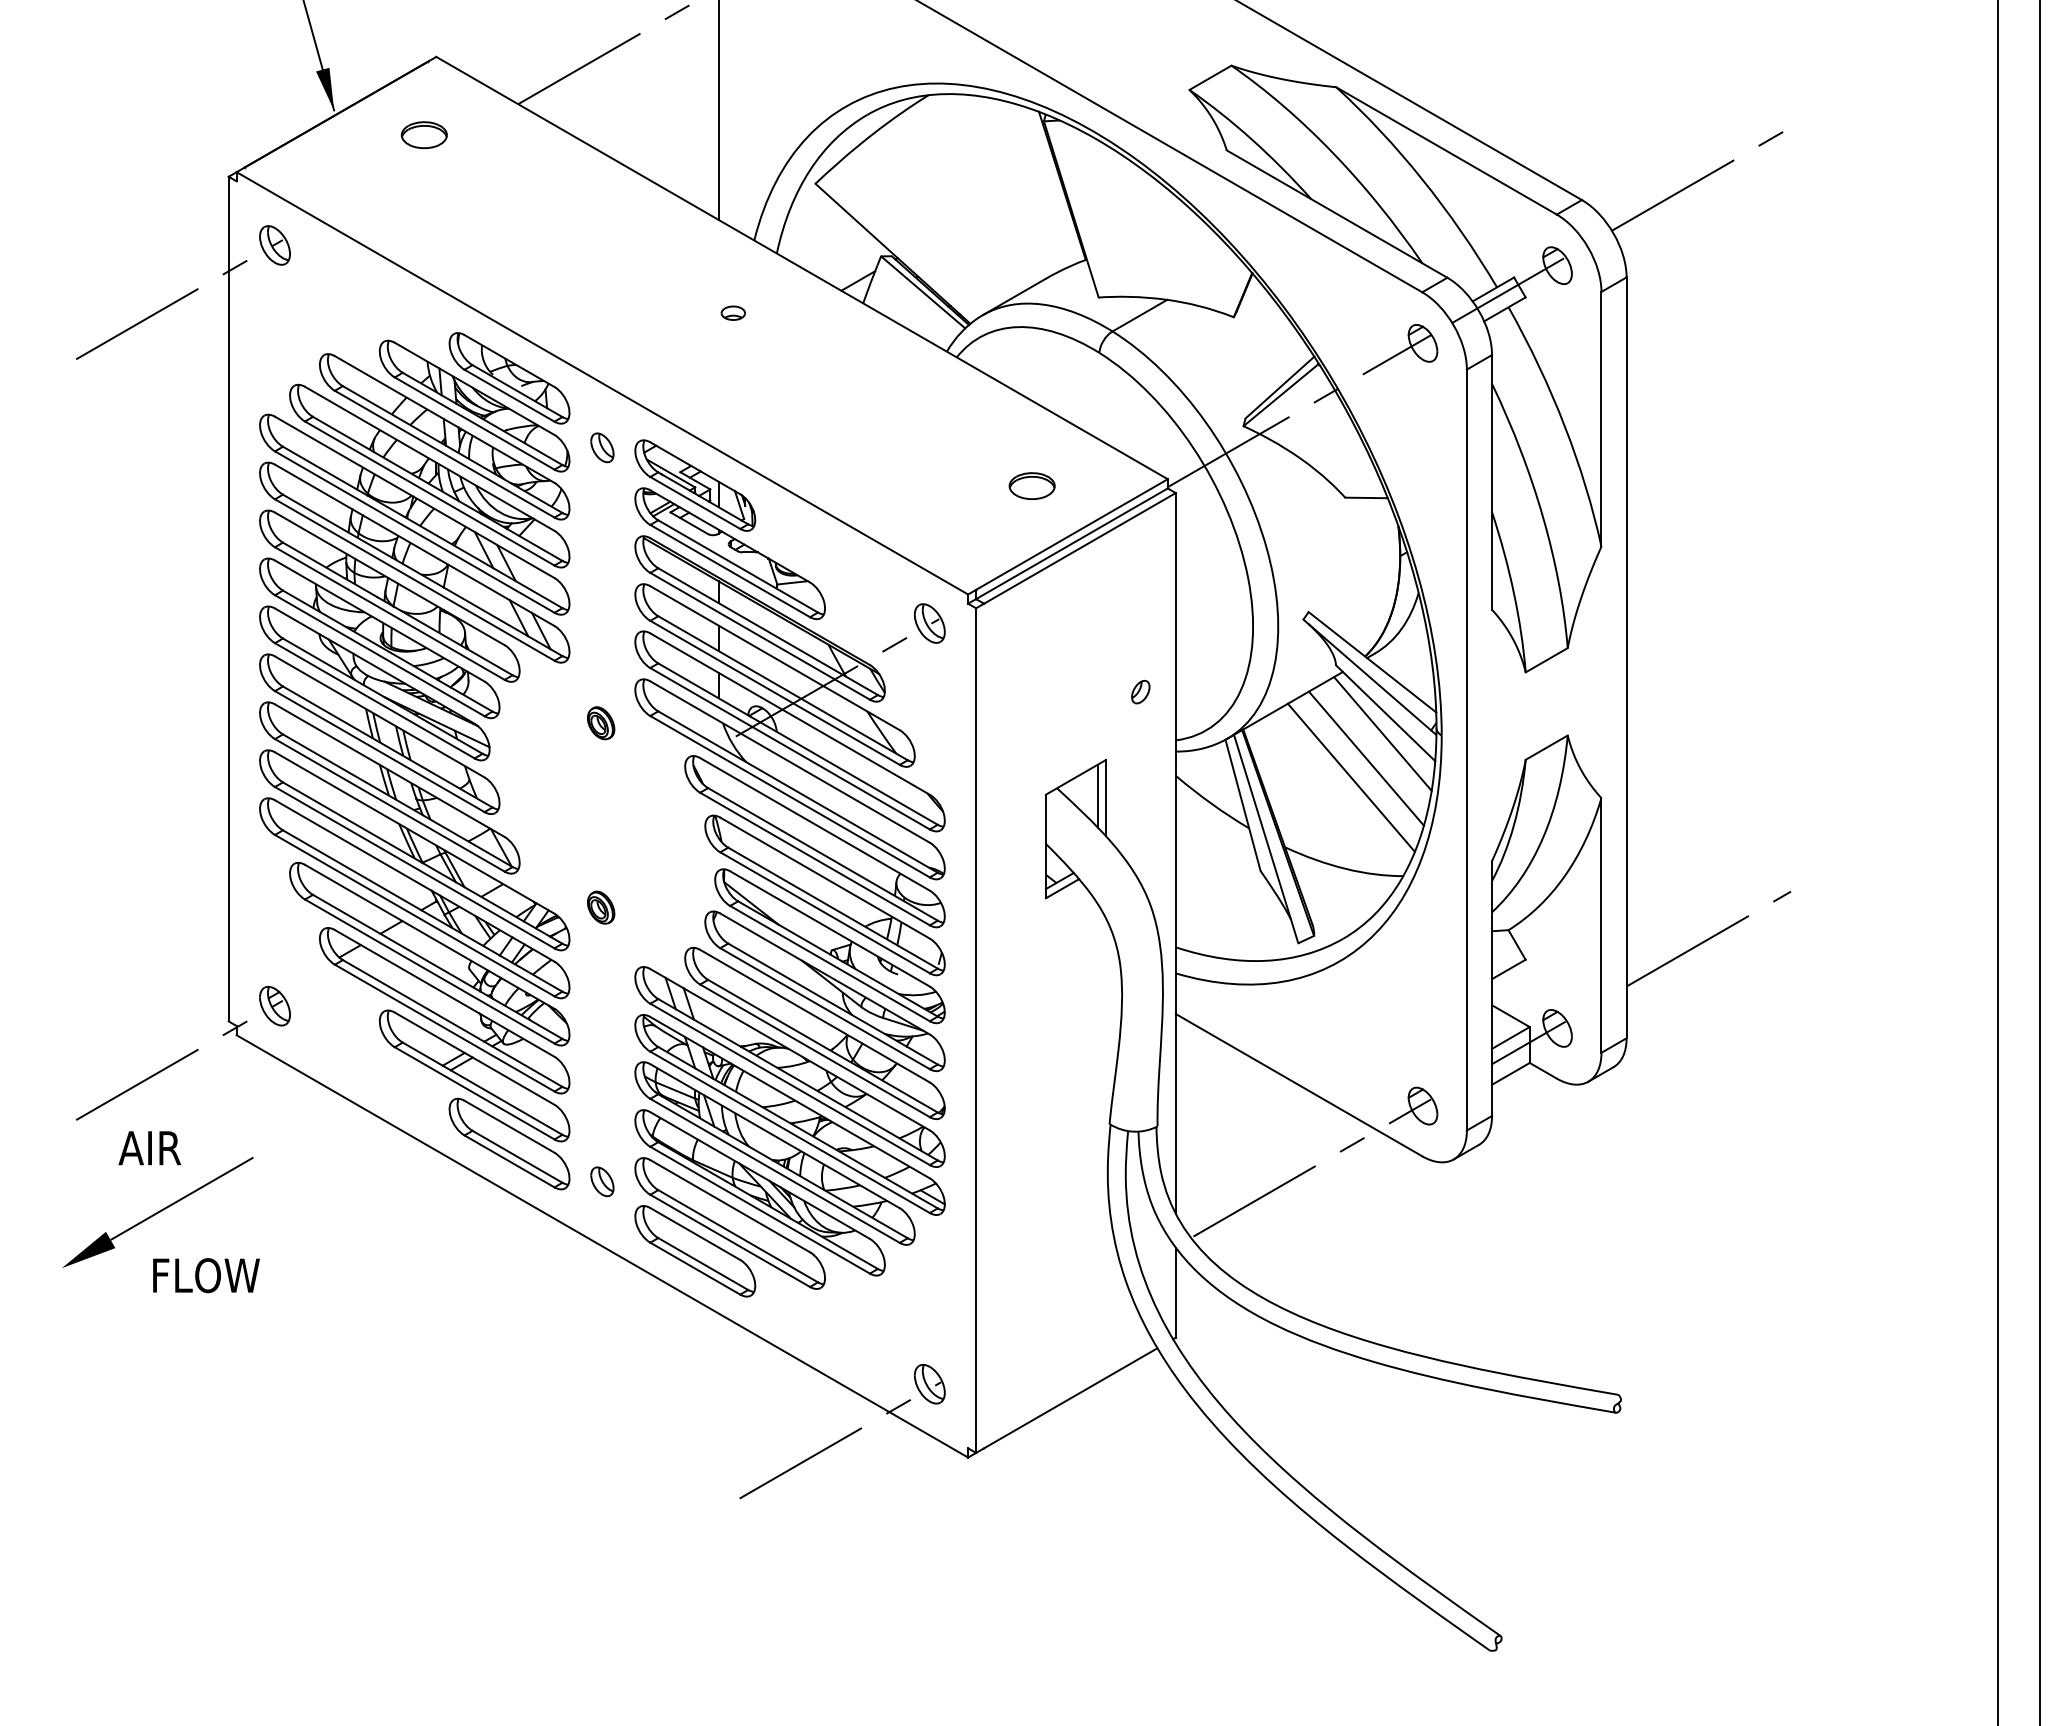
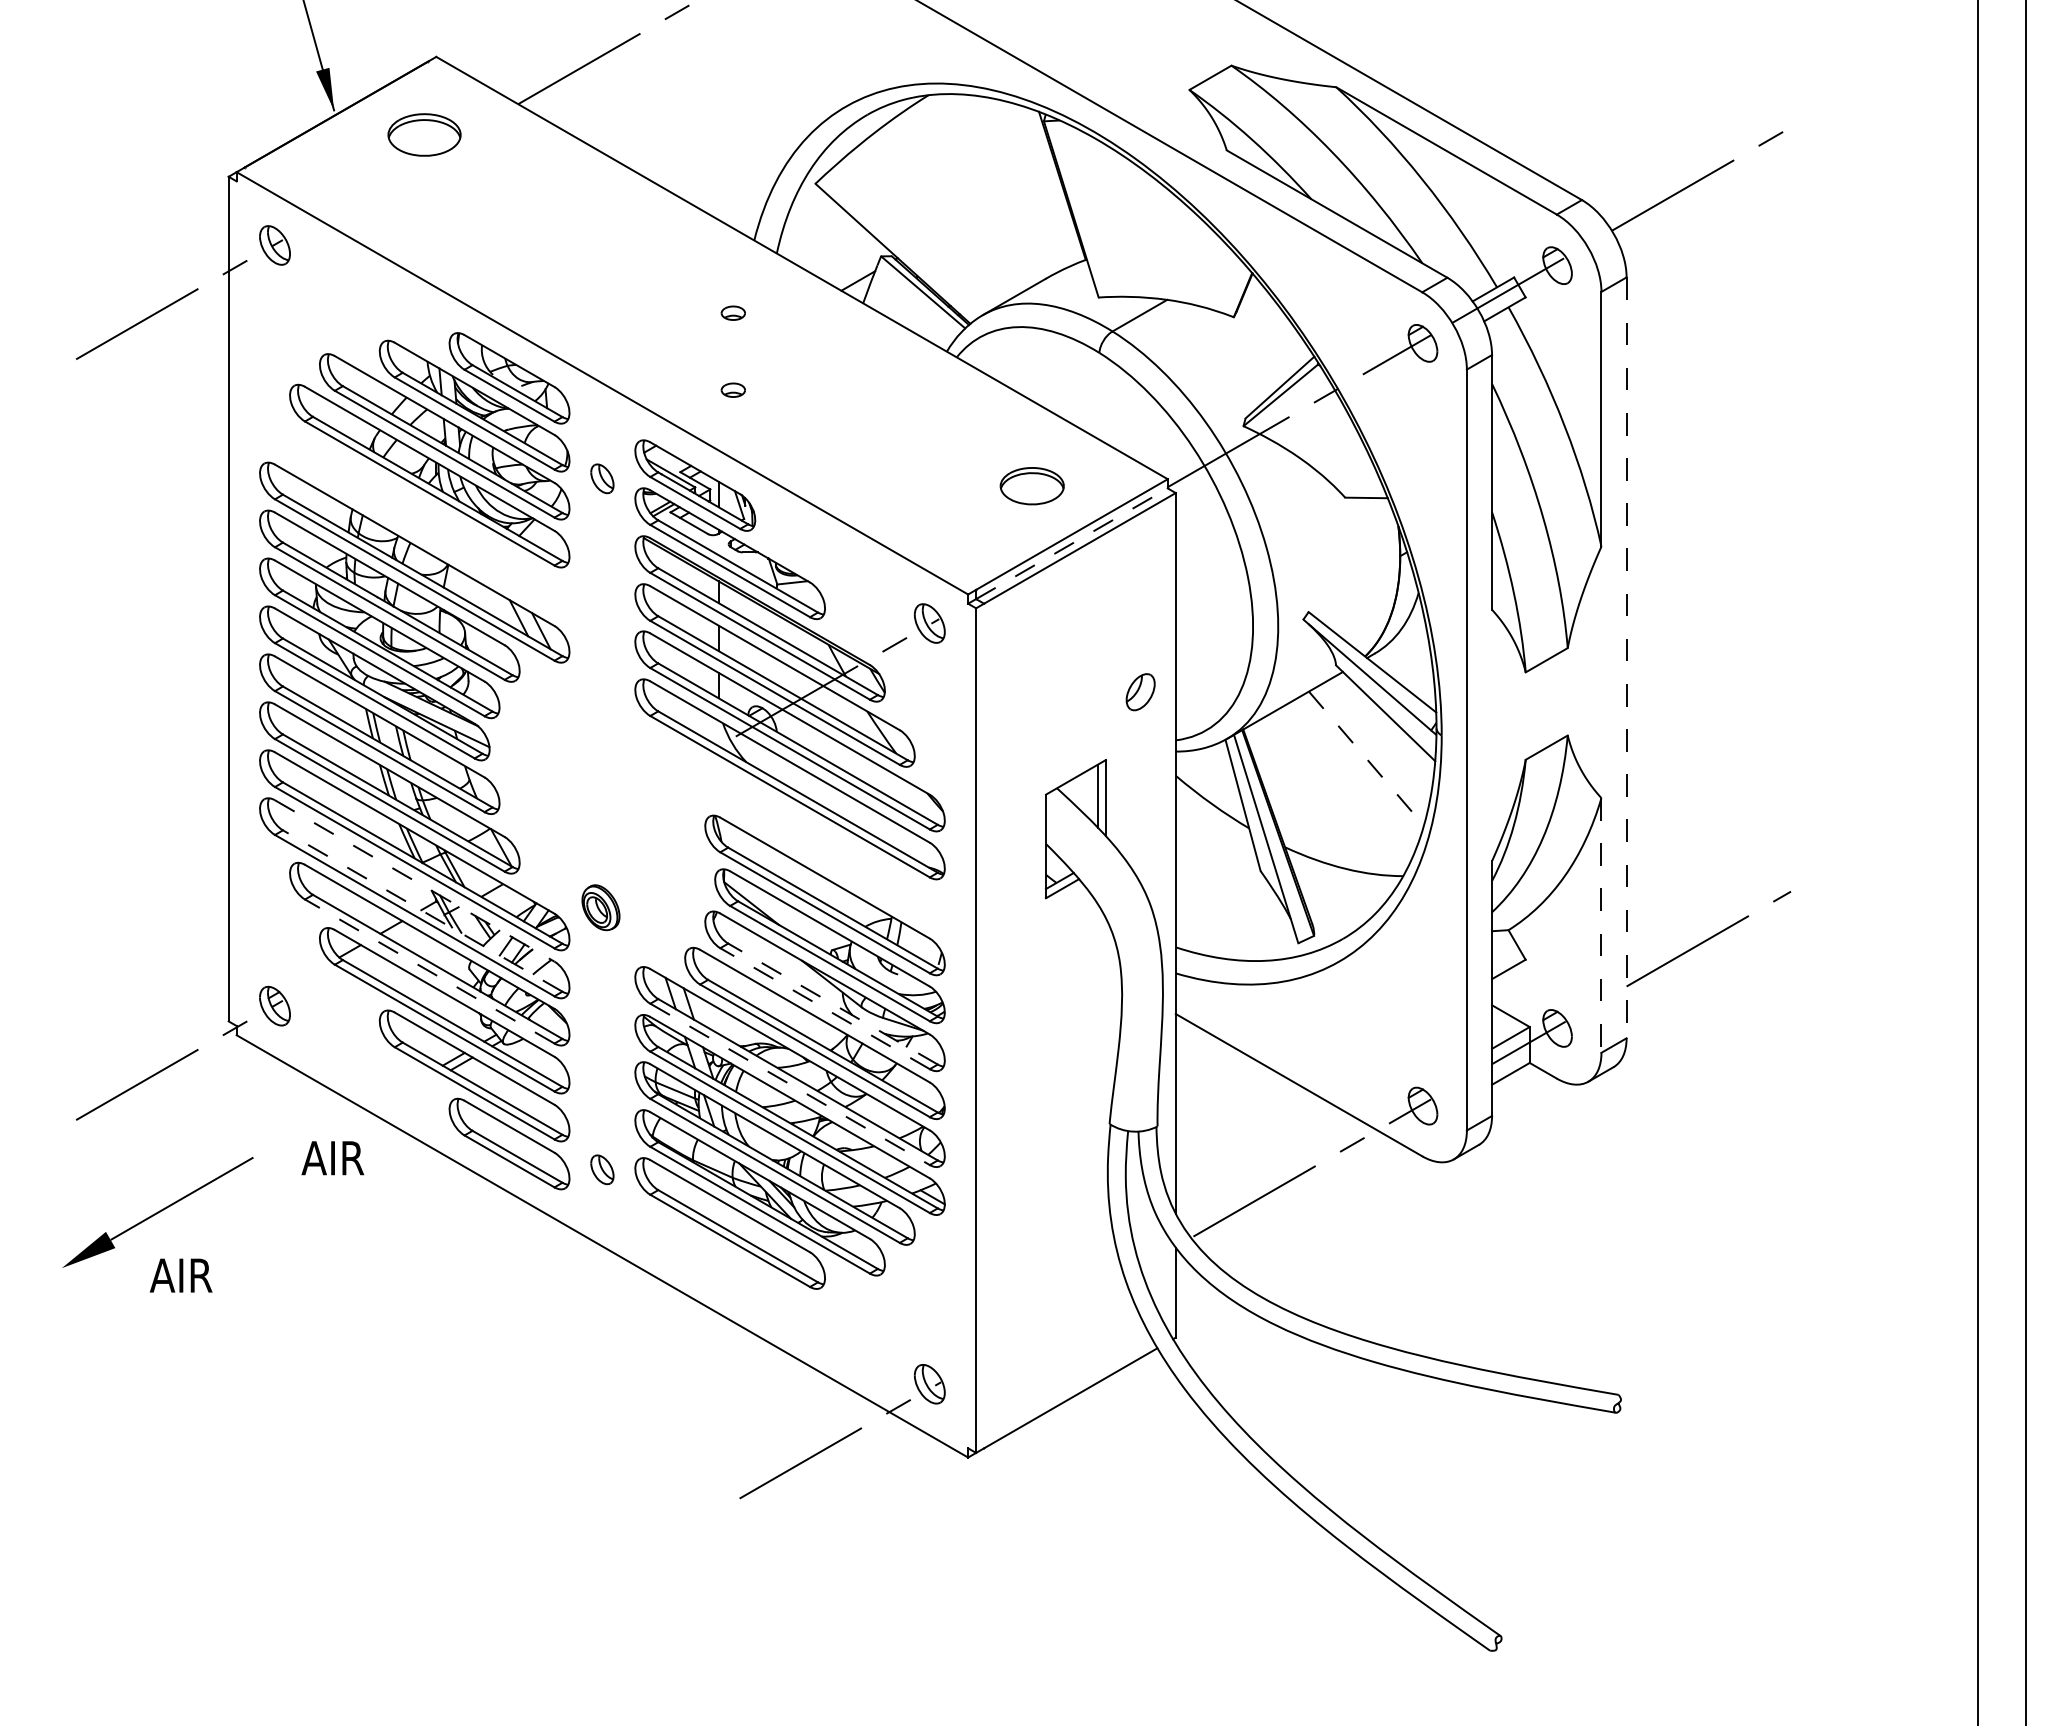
line: present -> none (718, 110)
part size: 48x29 px -> 75x44 px (424, 134)
part: none -> present (732, 389)
part position: (602, 447) -> (602, 478) (602, 478)
part size: 48x28 px -> 66x39 px (1031, 486)
part: present -> none (414, 514)
line: solid -> dashed (1071, 543)
line: solid -> dashed (1626, 658)
part size: 20x26 px -> 31x39 px (1140, 692)
part: present -> none (601, 723)
line: present -> none (1382, 733)
line: solid -> dashed (1366, 759)
line: present -> none (1350, 777)
part: present -> none (814, 841)
line position: (1998, 862) -> (1978, 862) (1978, 862)
line position: (2039, 862) -> (2025, 862) (2025, 862)
line: solid -> dashed (415, 881)
part size: 29x35 px -> 40x48 px (600, 907)
line: solid -> dashed (422, 910)
line: solid -> dashed (1601, 925)
line: solid -> dashed (429, 971)
line: solid -> dashed (833, 1004)
line: solid -> dashed (825, 1008)
line: solid -> dashed (790, 1084)
text position: (149, 1148) -> (332, 1158) (332, 1158)
part position: (602, 1181) -> (602, 1169) (602, 1169)
part: present -> none (695, 1251)
text: FLOW -> AIR (204, 1275)
